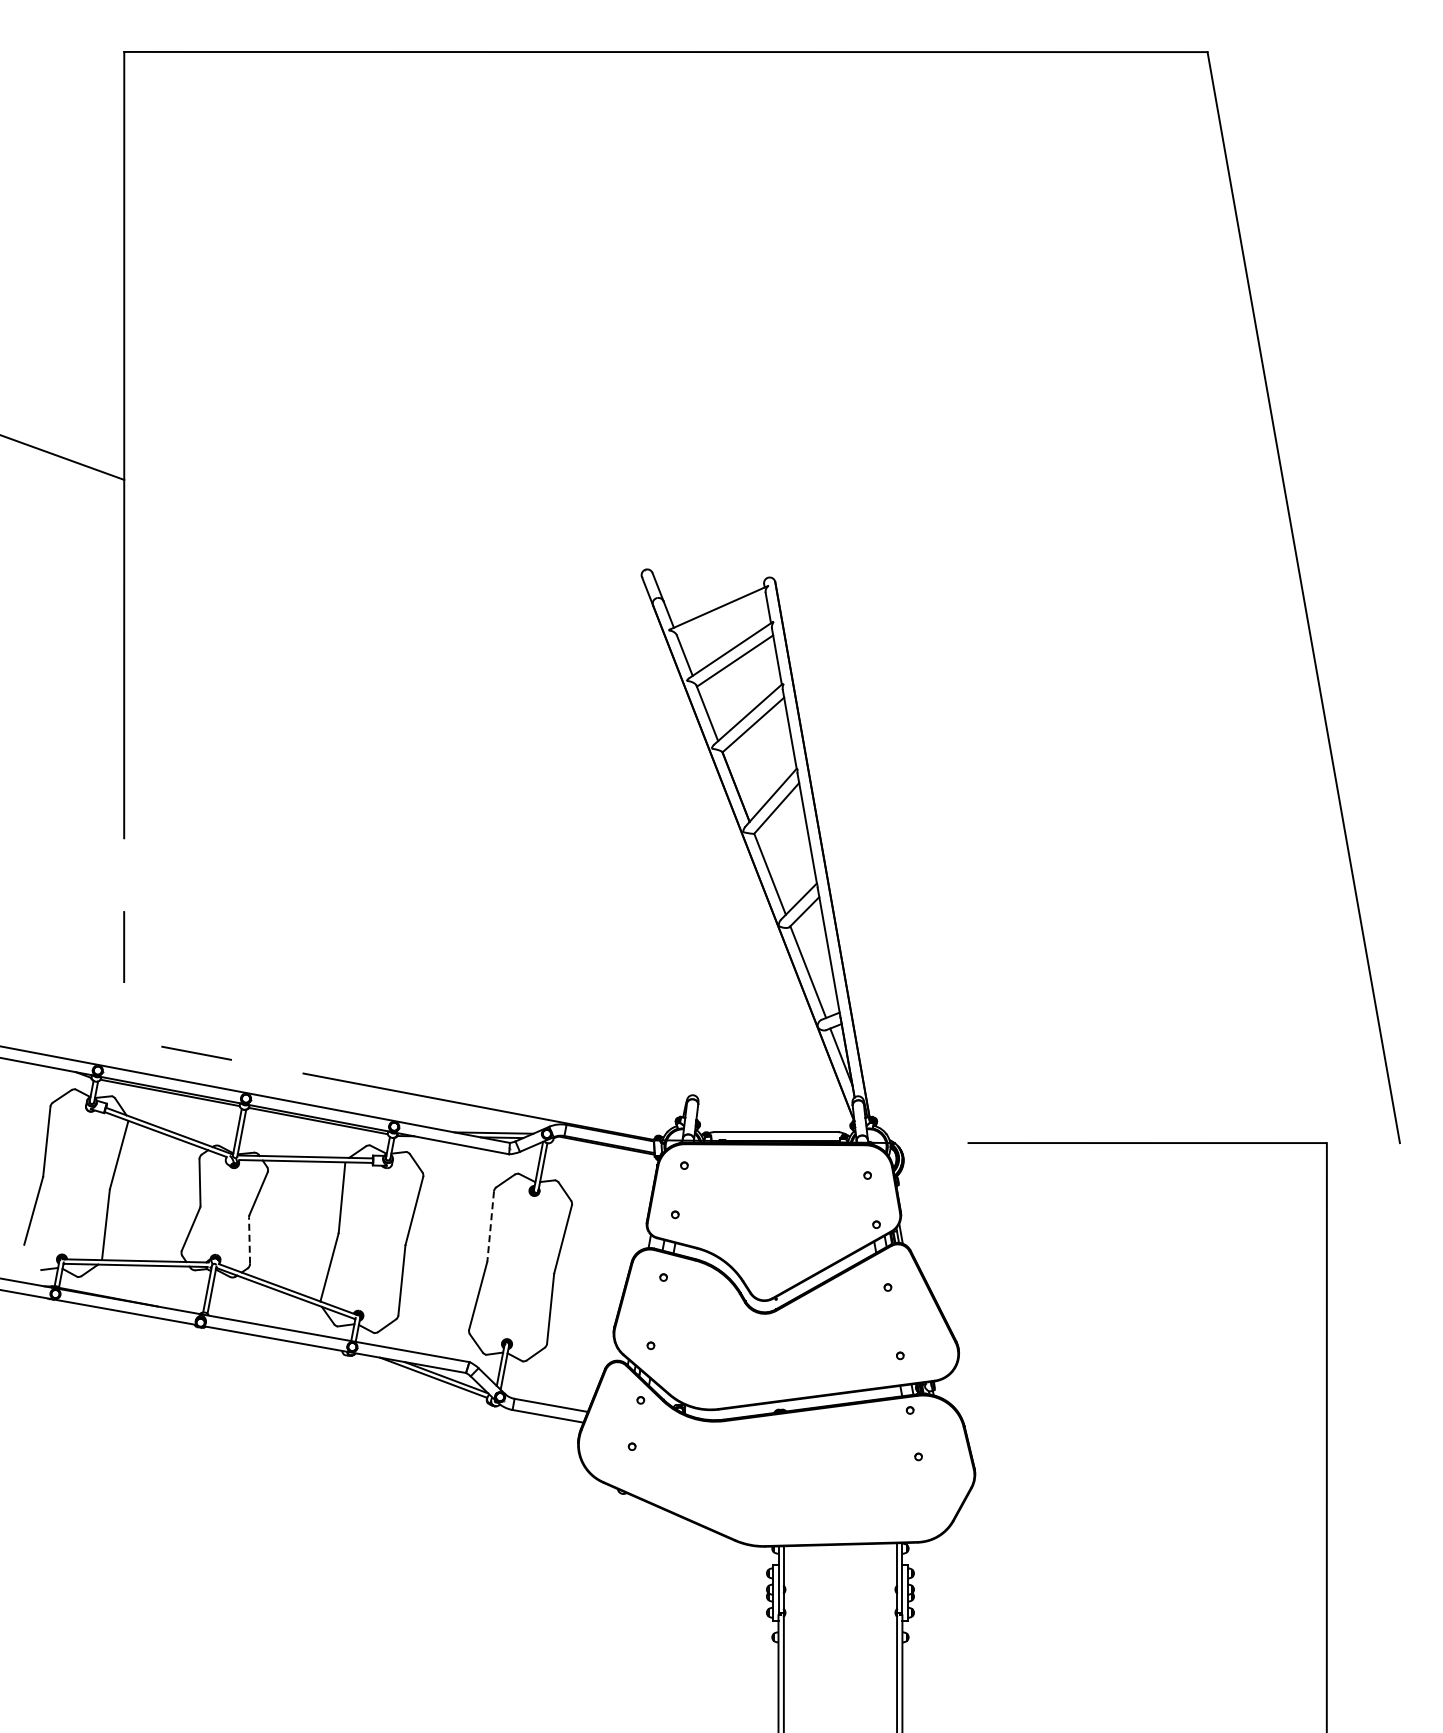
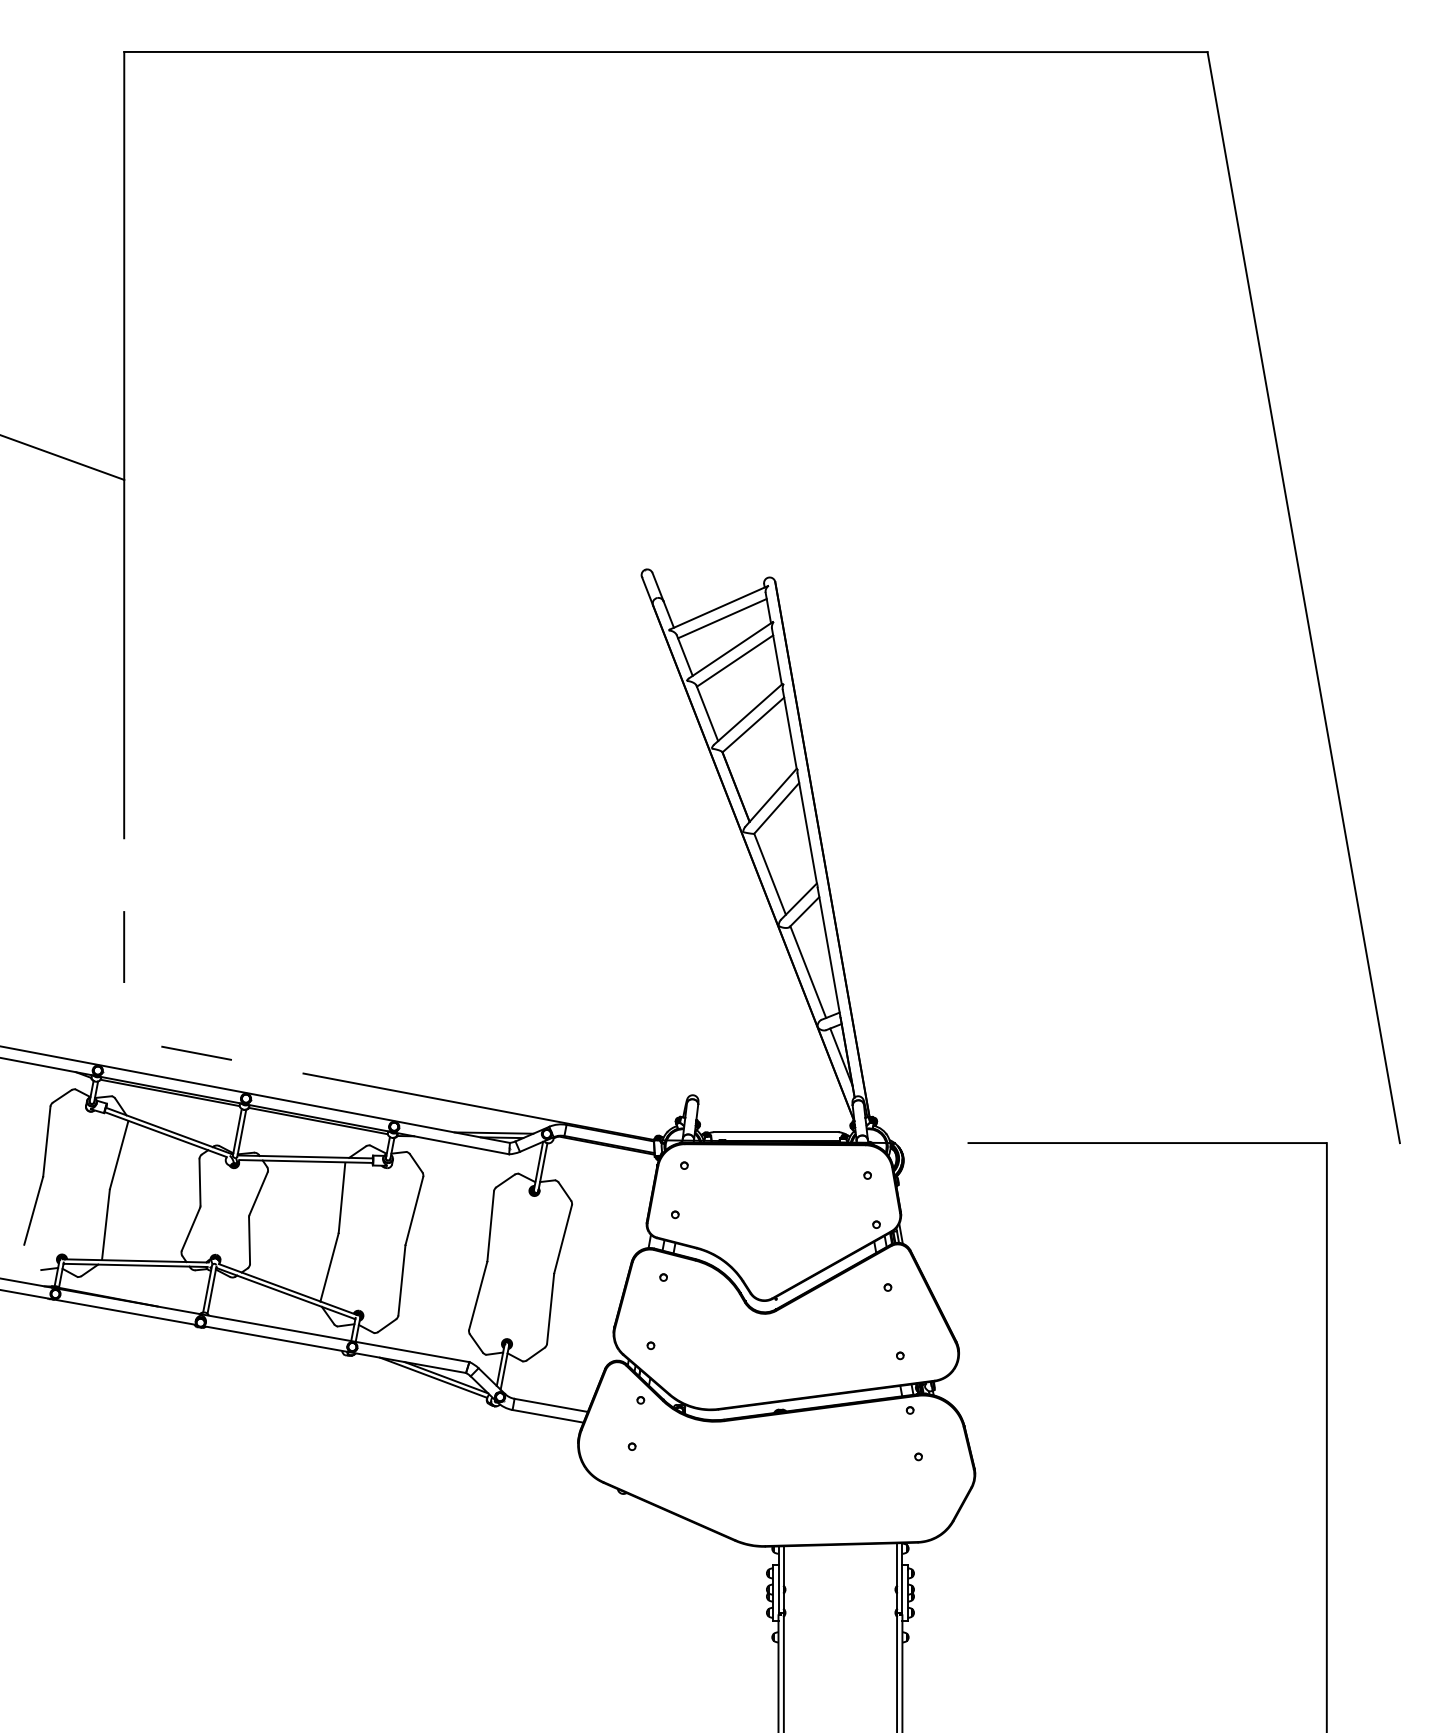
line: none -> present (722, 618)
line: dashed -> solid (490, 1226)
line: dashed -> solid (249, 1240)
